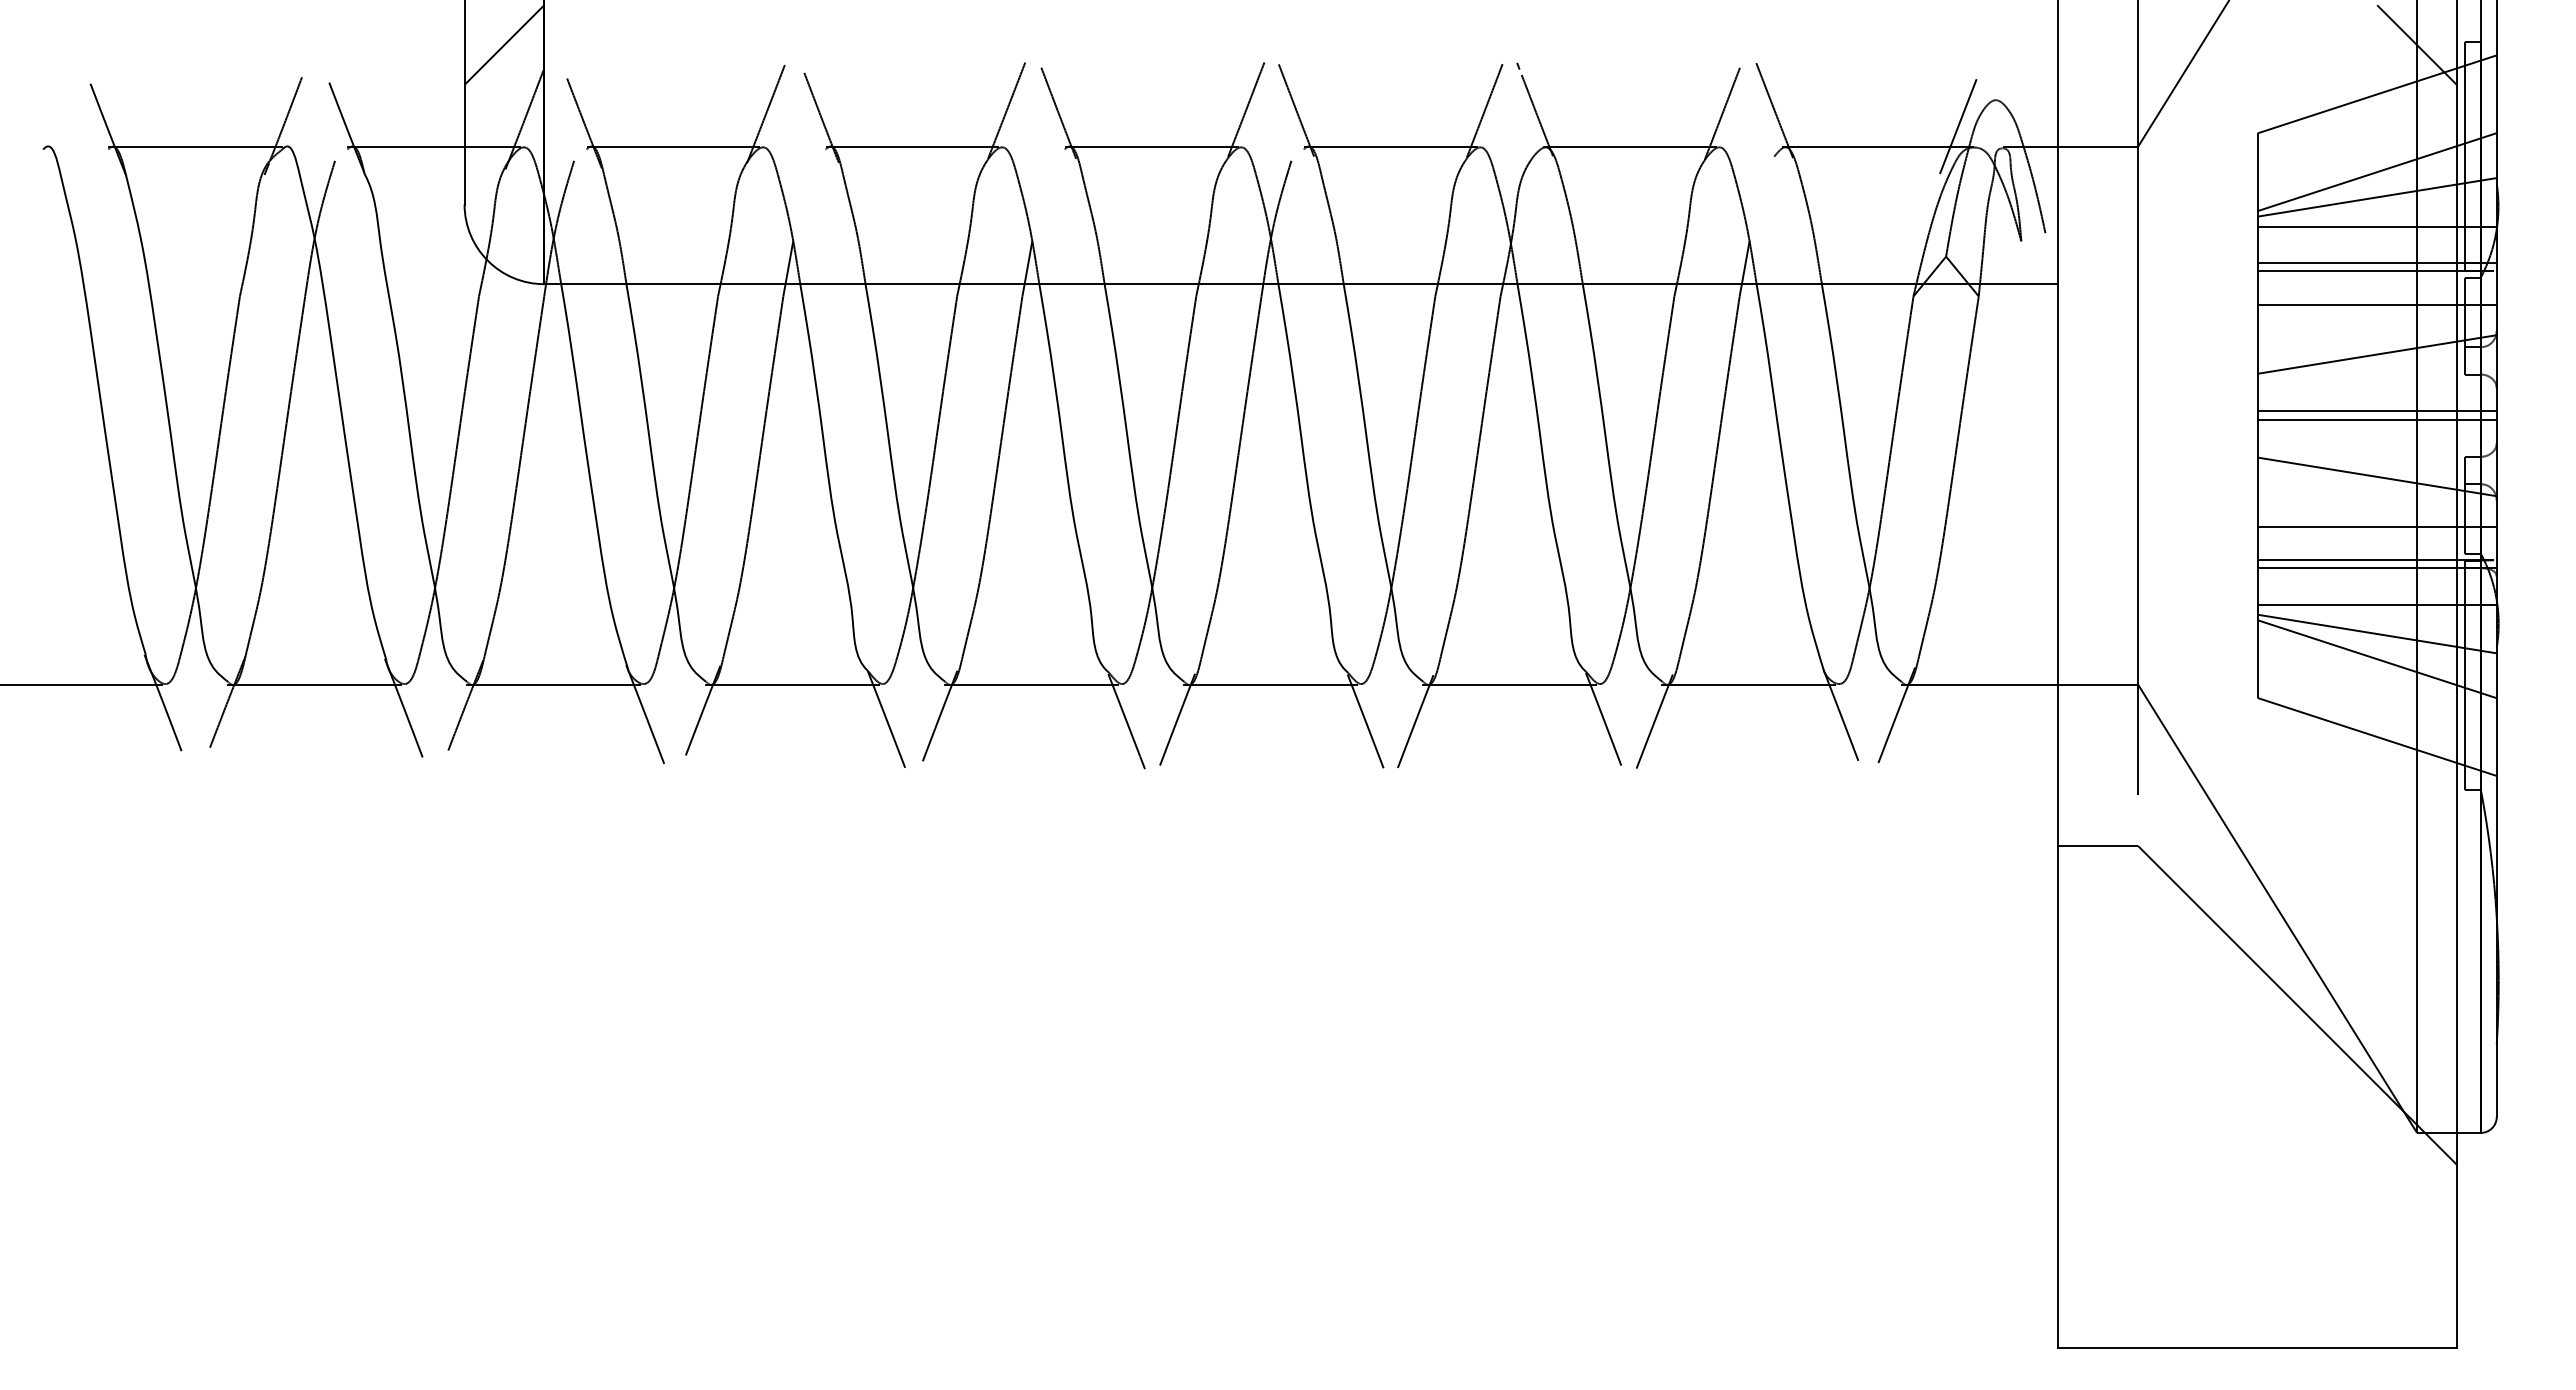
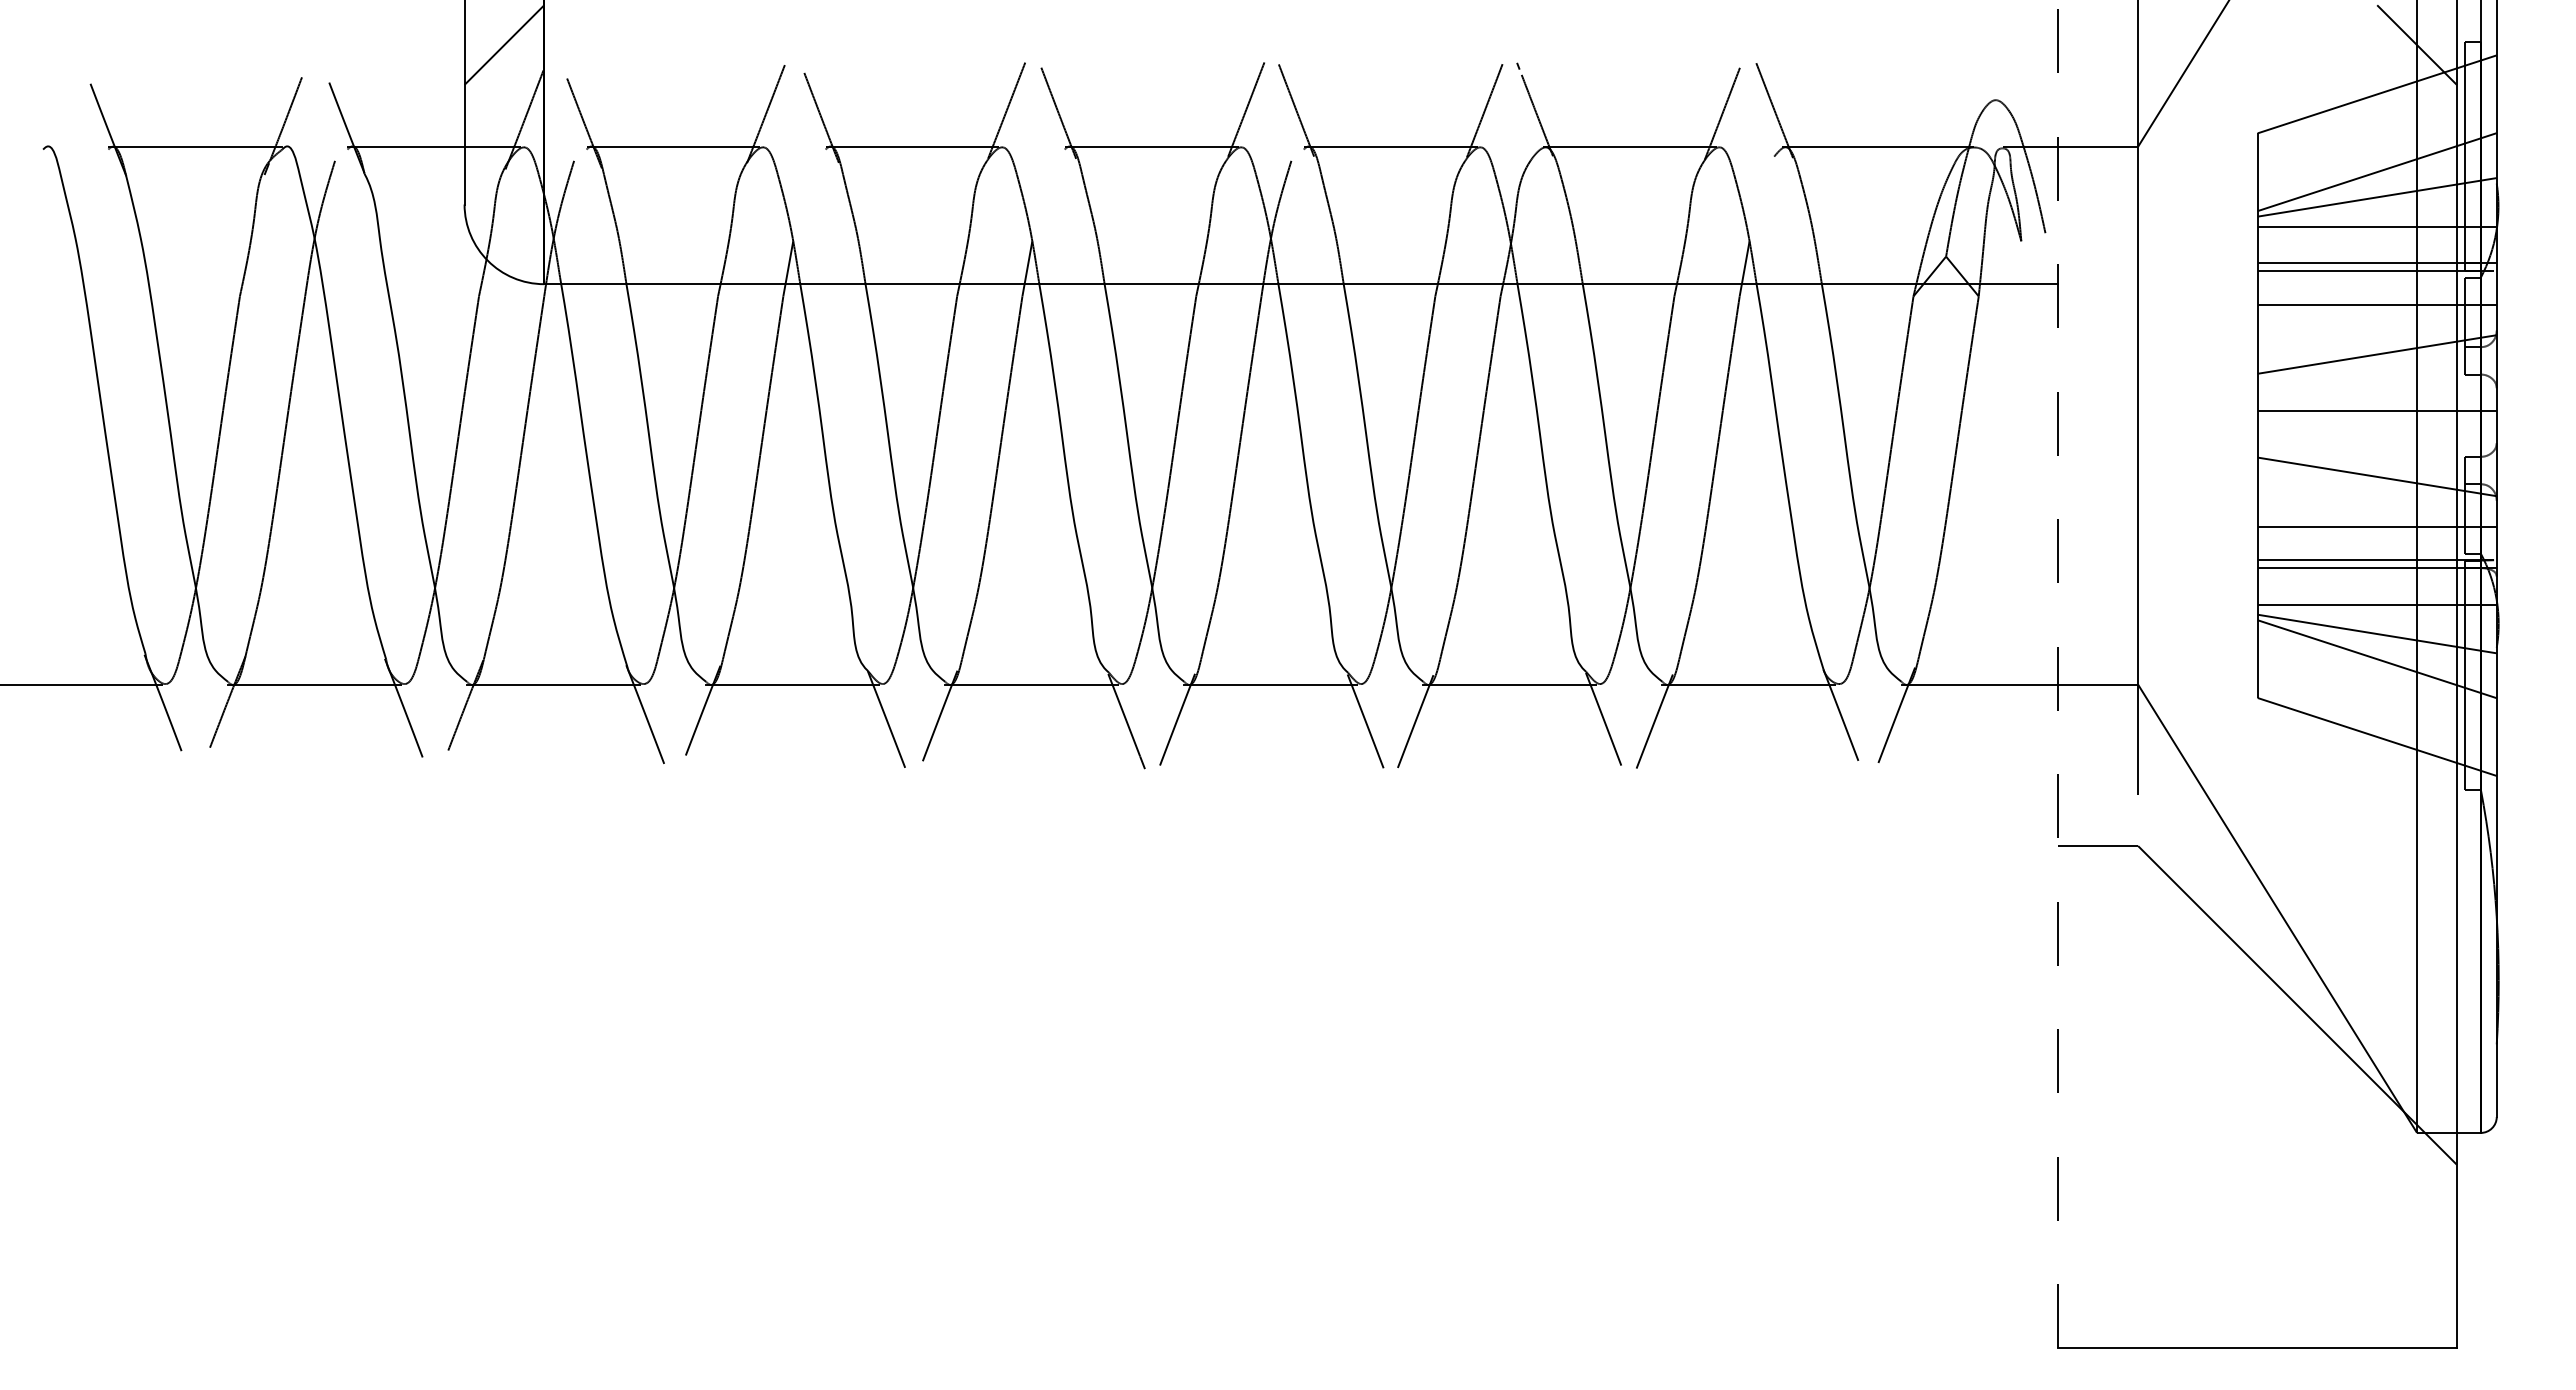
line: present -> none (1957, 126)
line: present -> none (2376, 420)
line: solid -> dashed (2058, 674)
